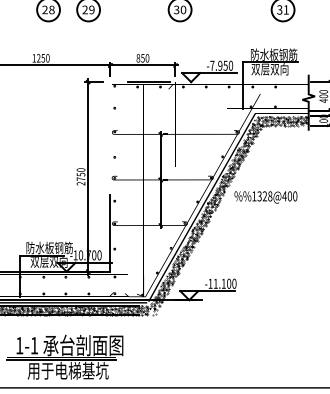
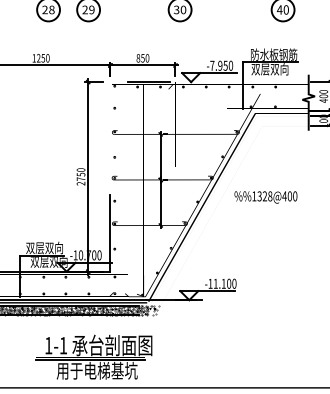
text: 31 -> 40 (282, 9)
hatch: present -> none (229, 210)
text: 防水板钢筋 -> 双层双向 (49, 247)
part position: (64, 356) -> (93, 356) (93, 356)
